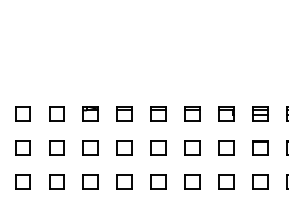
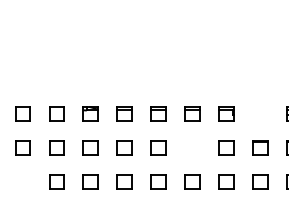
part: present -> none (260, 113)
part: present -> none (192, 147)
part: present -> none (22, 181)
